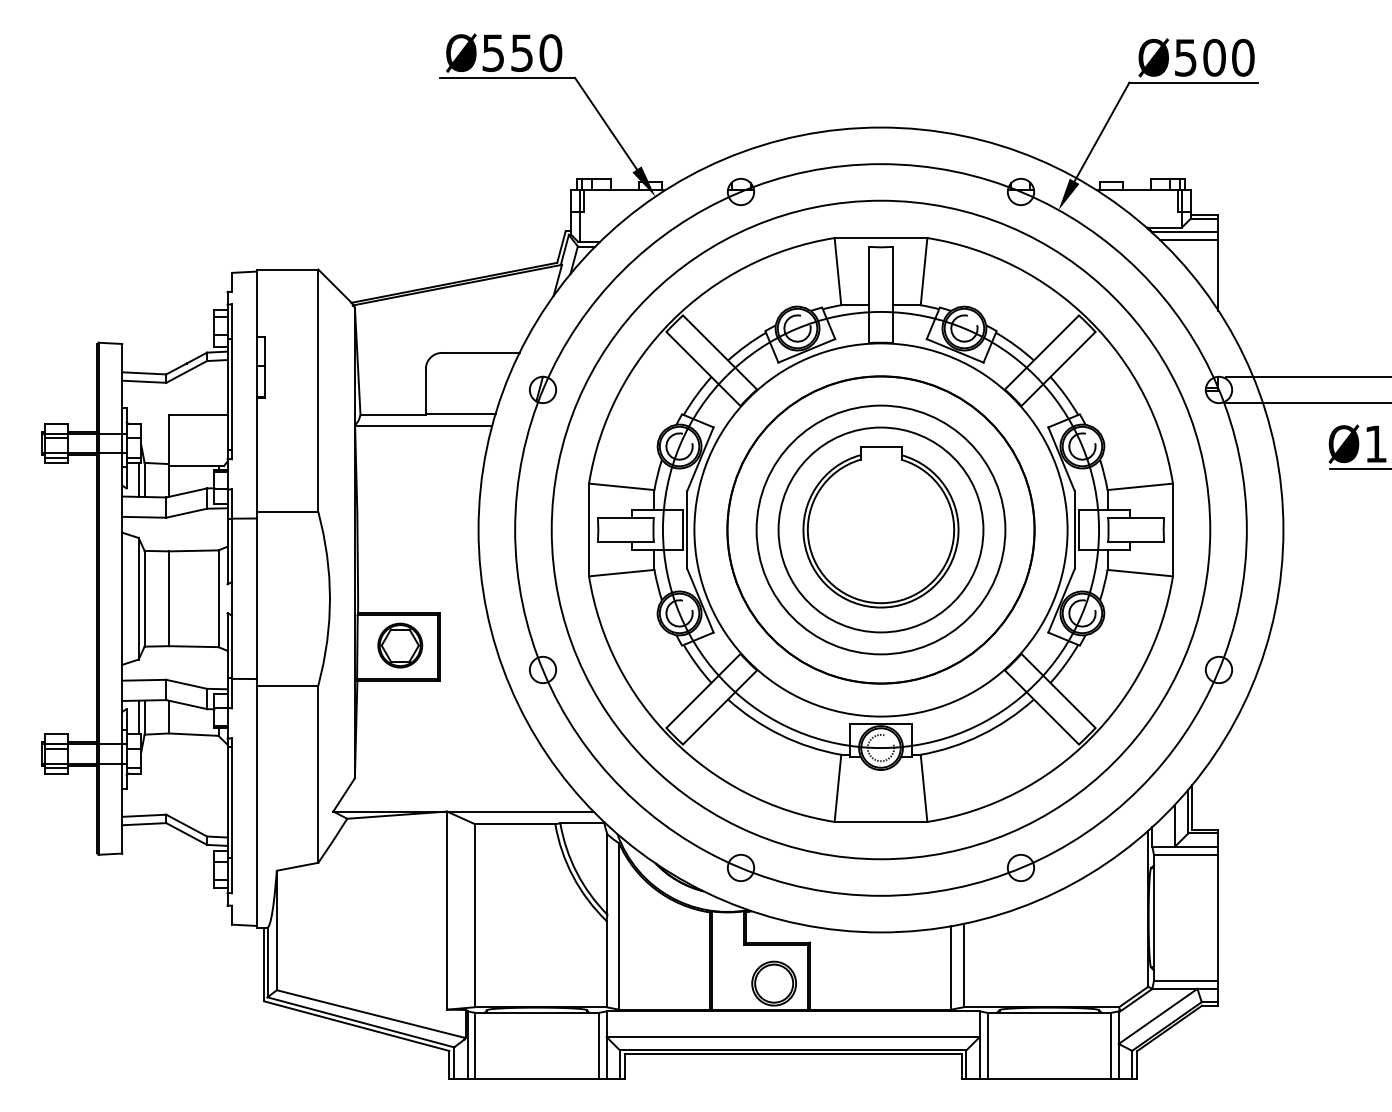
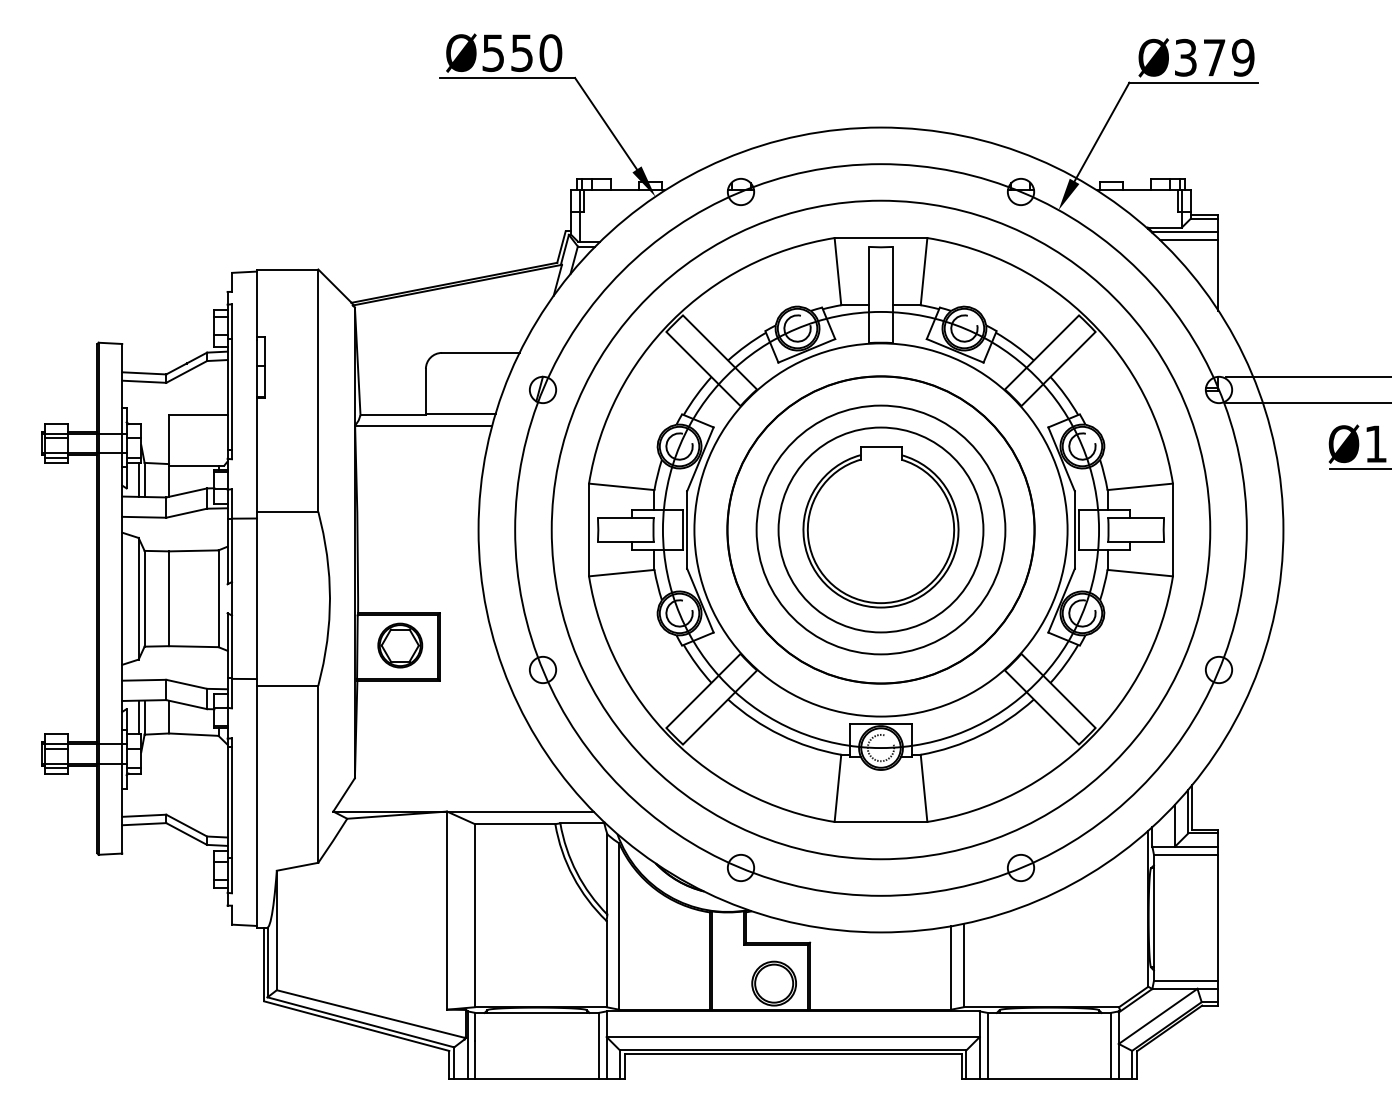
text: Ø500 -> Ø379 (1214, 57)
